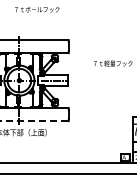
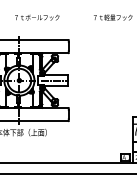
text position: (37, 9) -> (37, 17) (37, 17)
text position: (113, 63) -> (113, 17) (113, 17)
line: dashed -> solid (34, 121)
